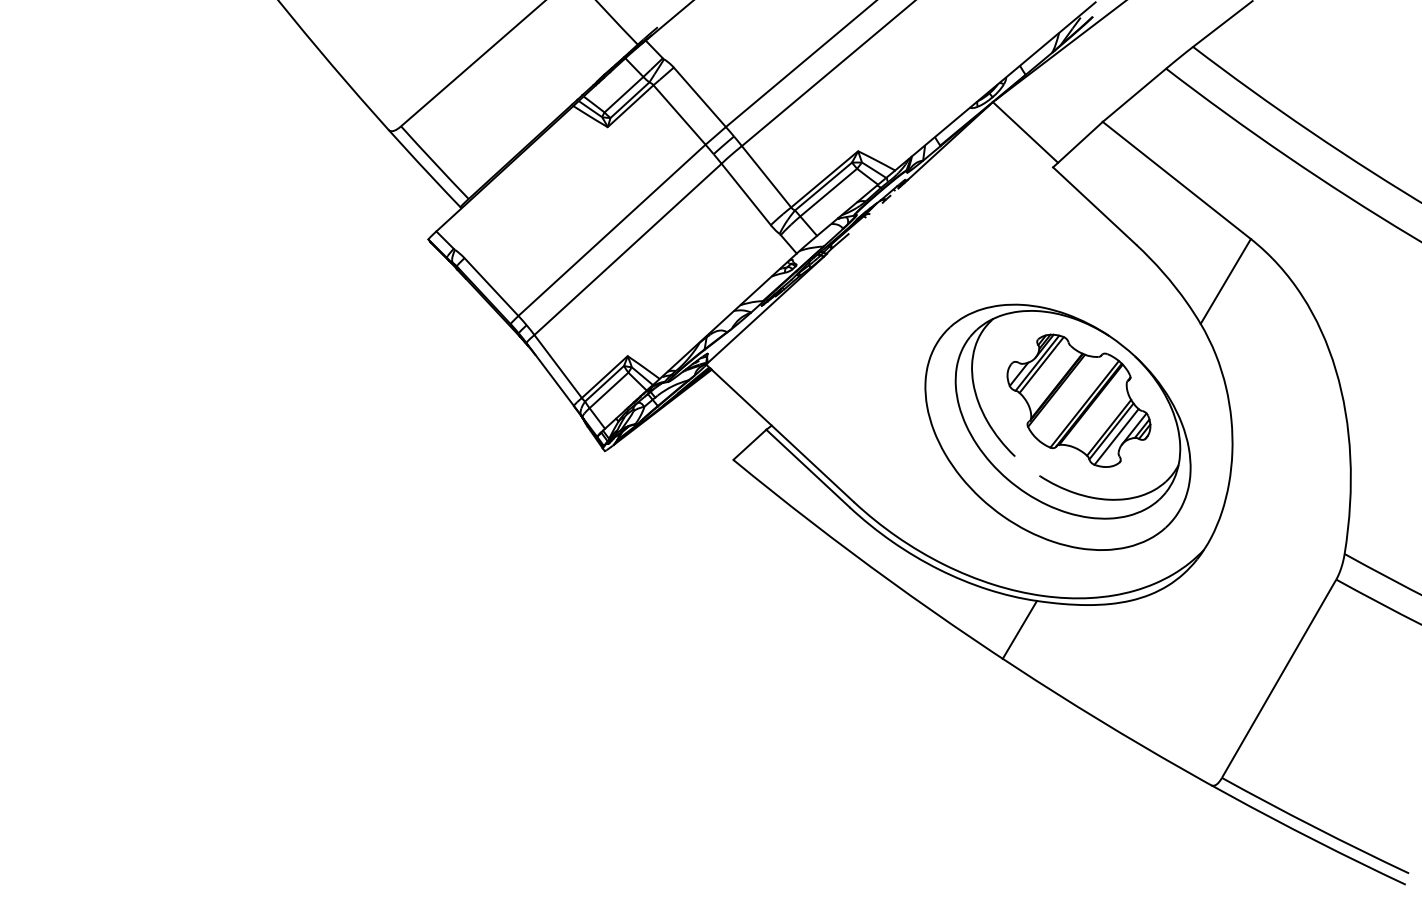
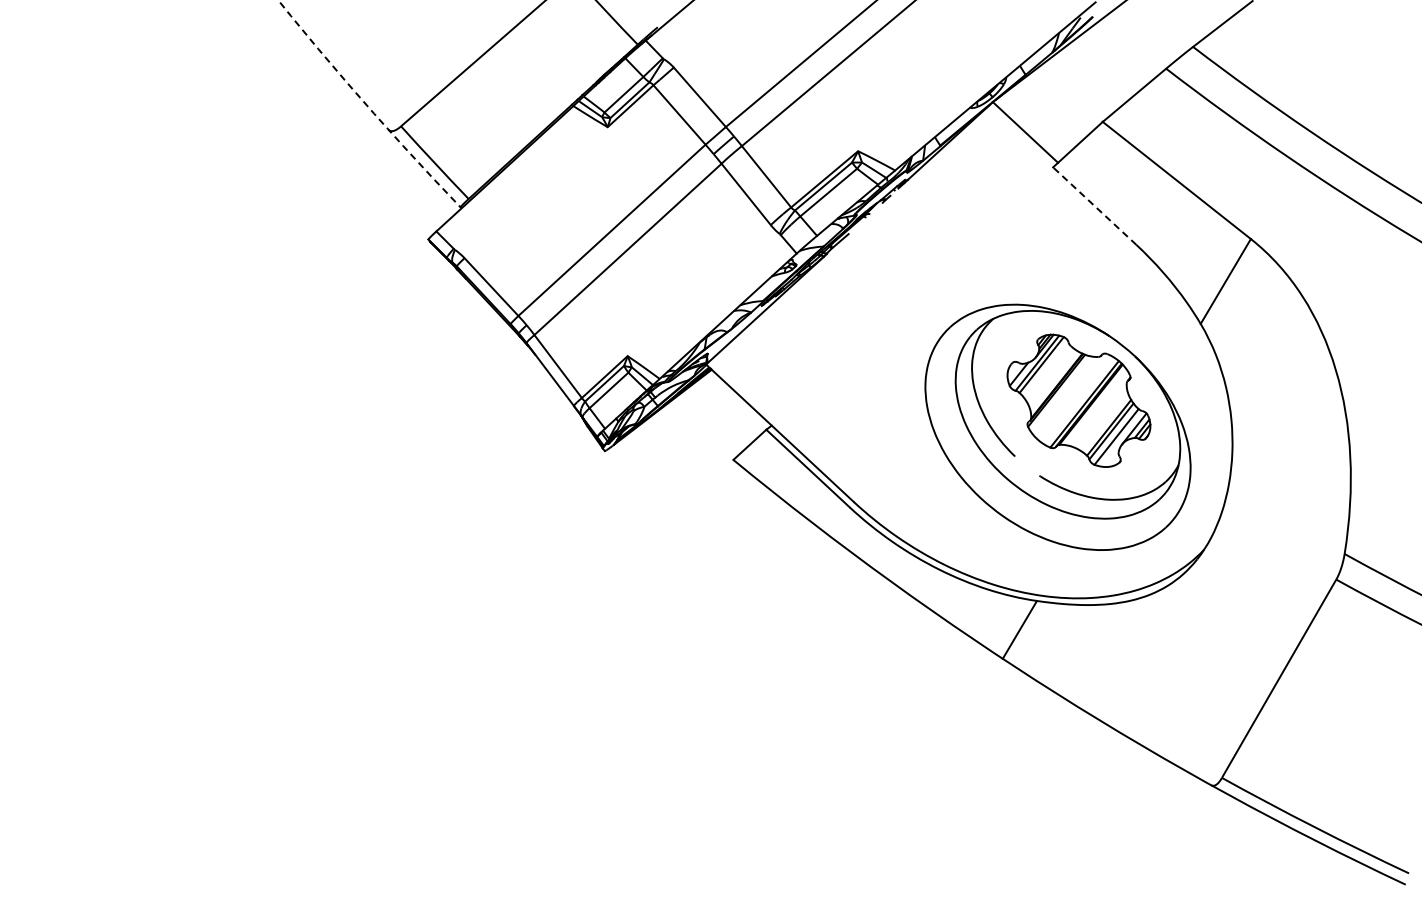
arc: solid -> dashed (367, 106)
line: solid -> dashed (1094, 206)
